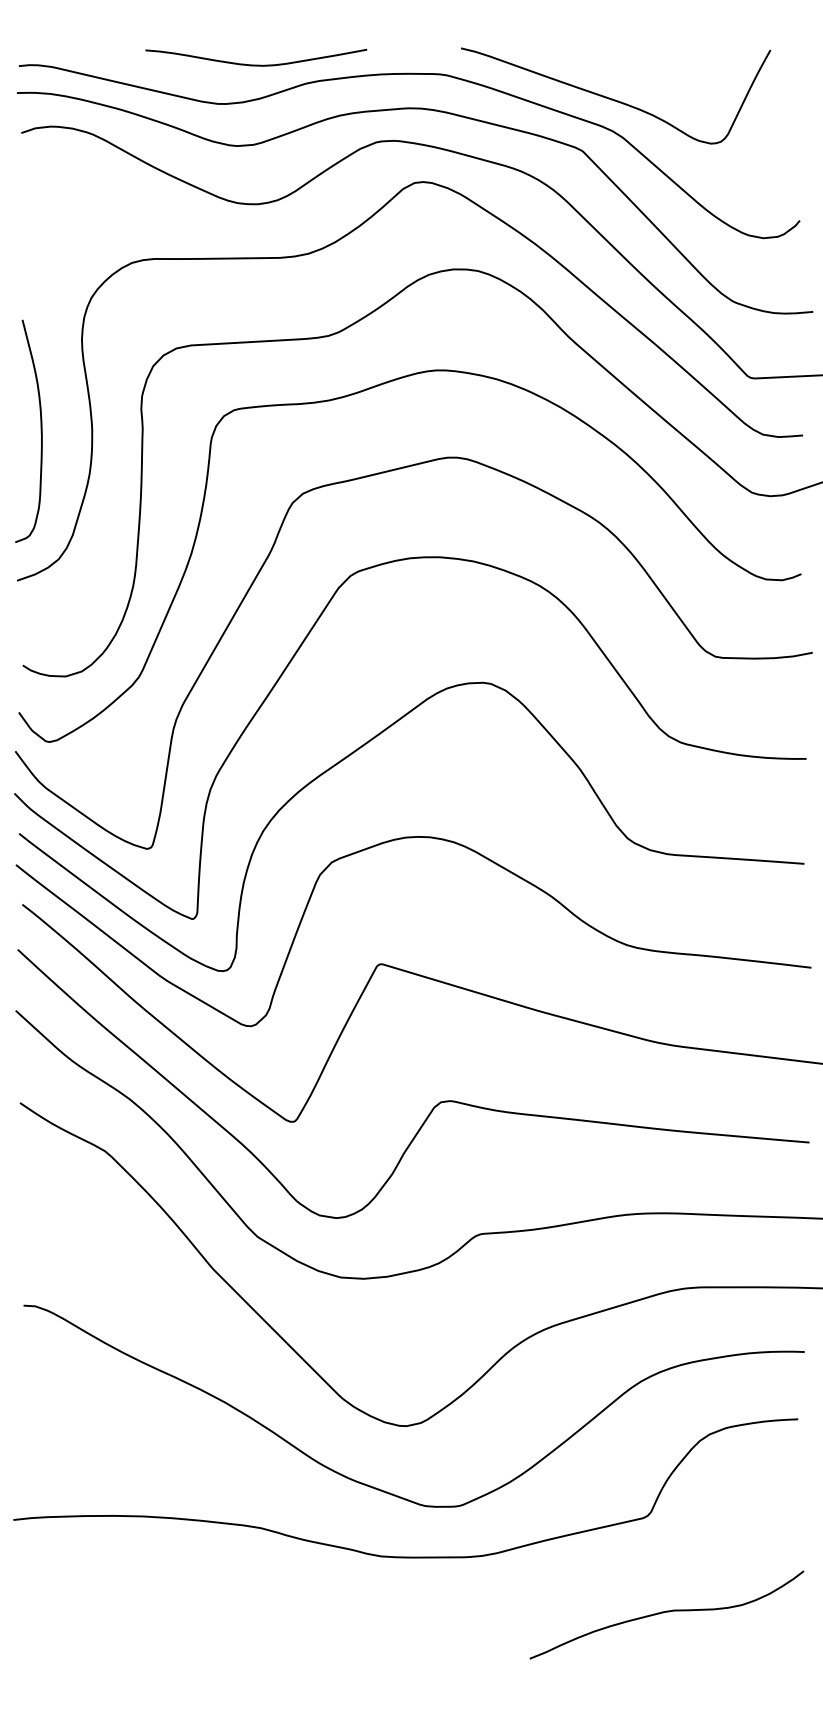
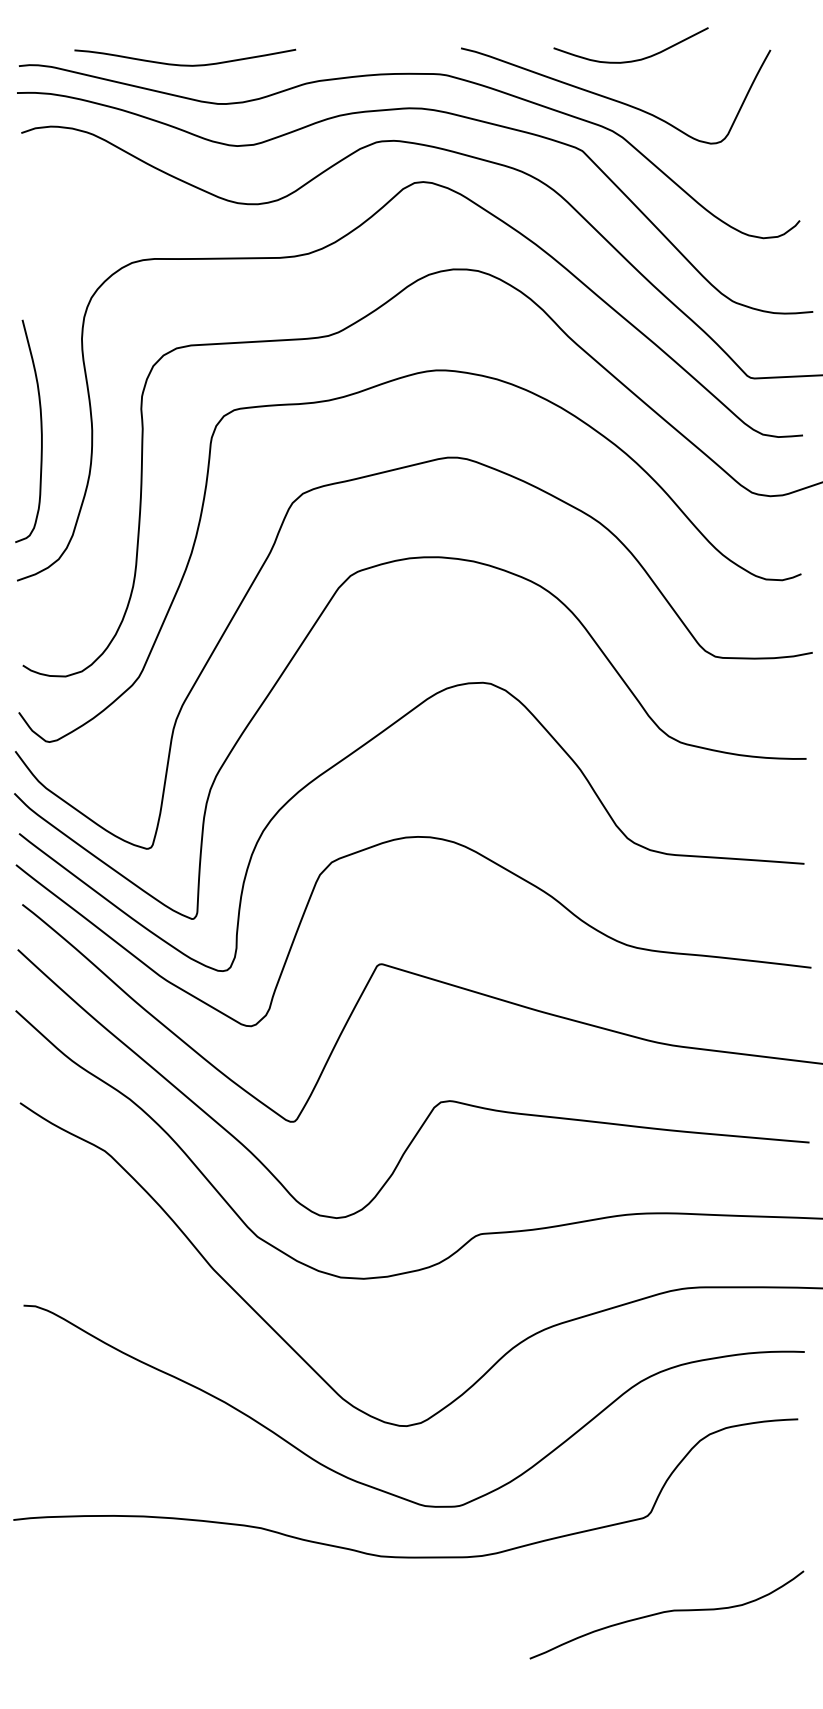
curve: none -> present (635, 59)
curve position: (256, 64) -> (185, 64) (185, 64)
